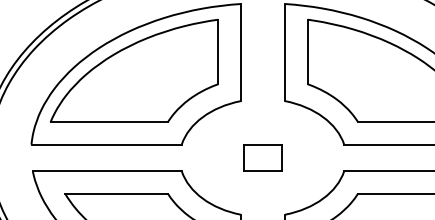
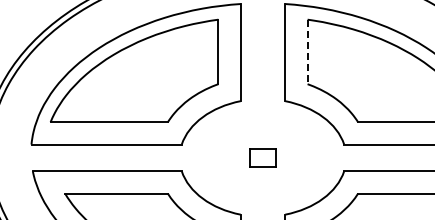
line: solid -> dashed (307, 52)
part size: 40x28 px -> 28x20 px (262, 157)
